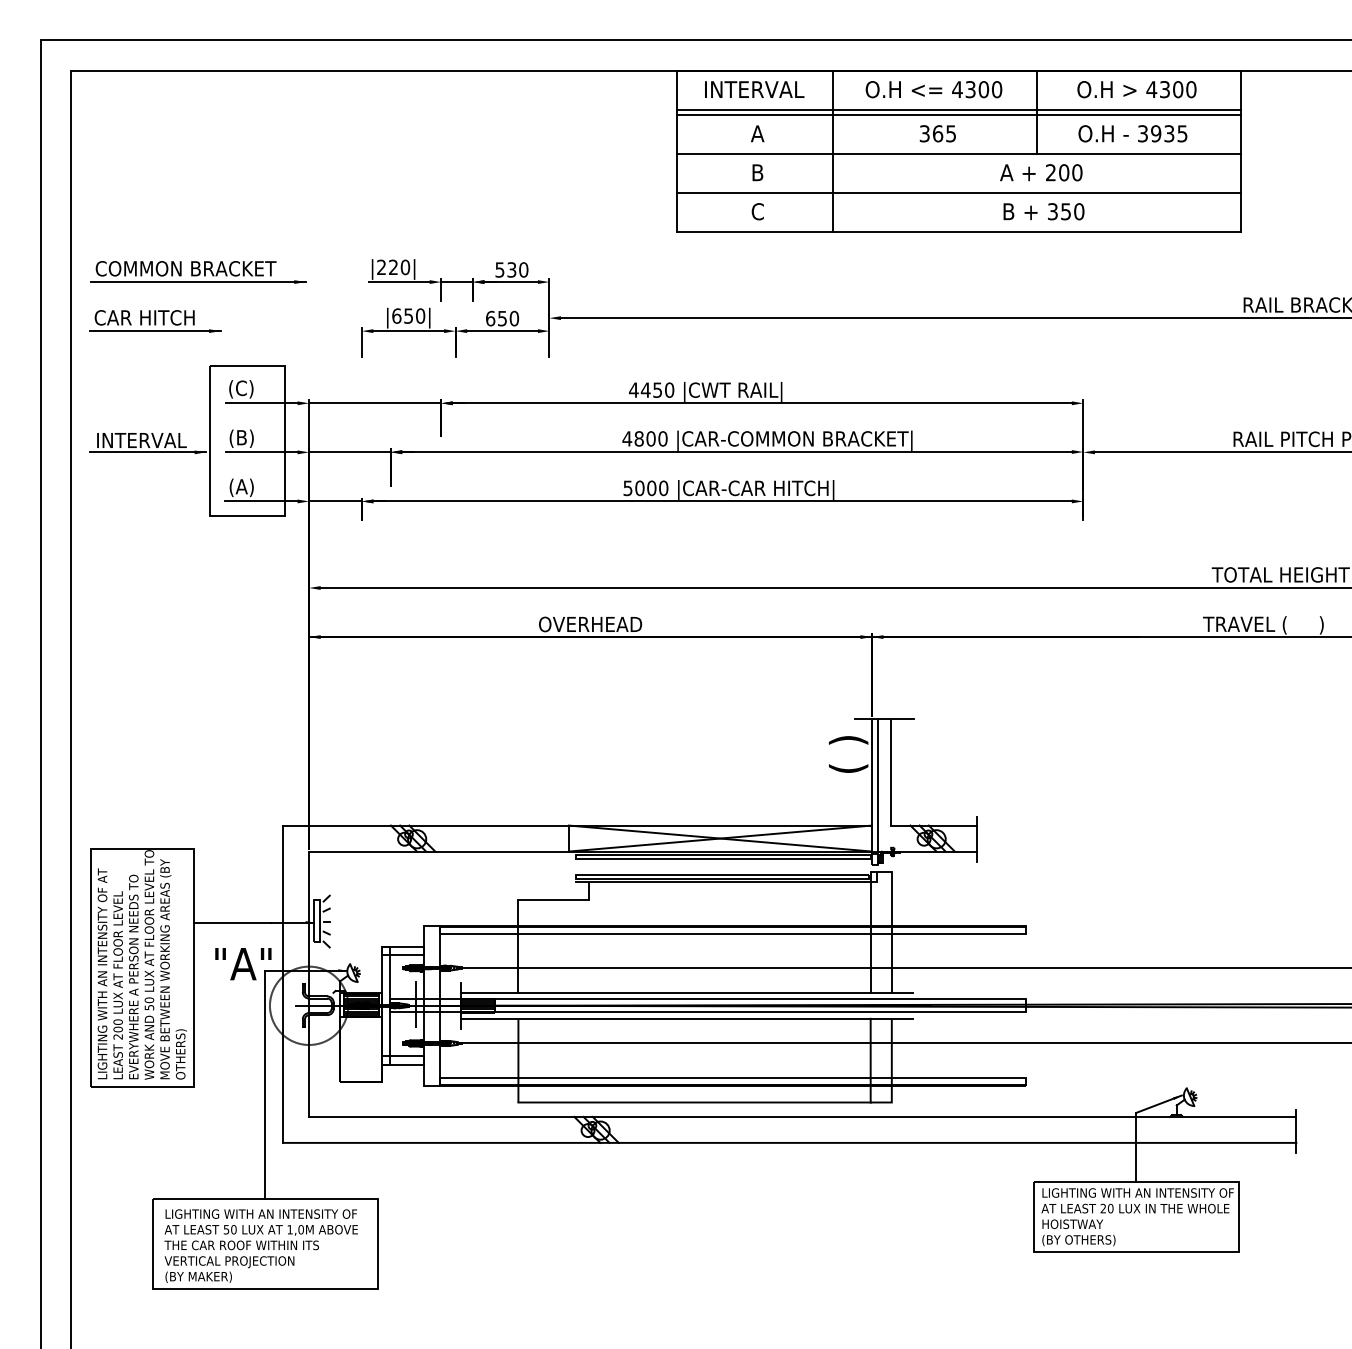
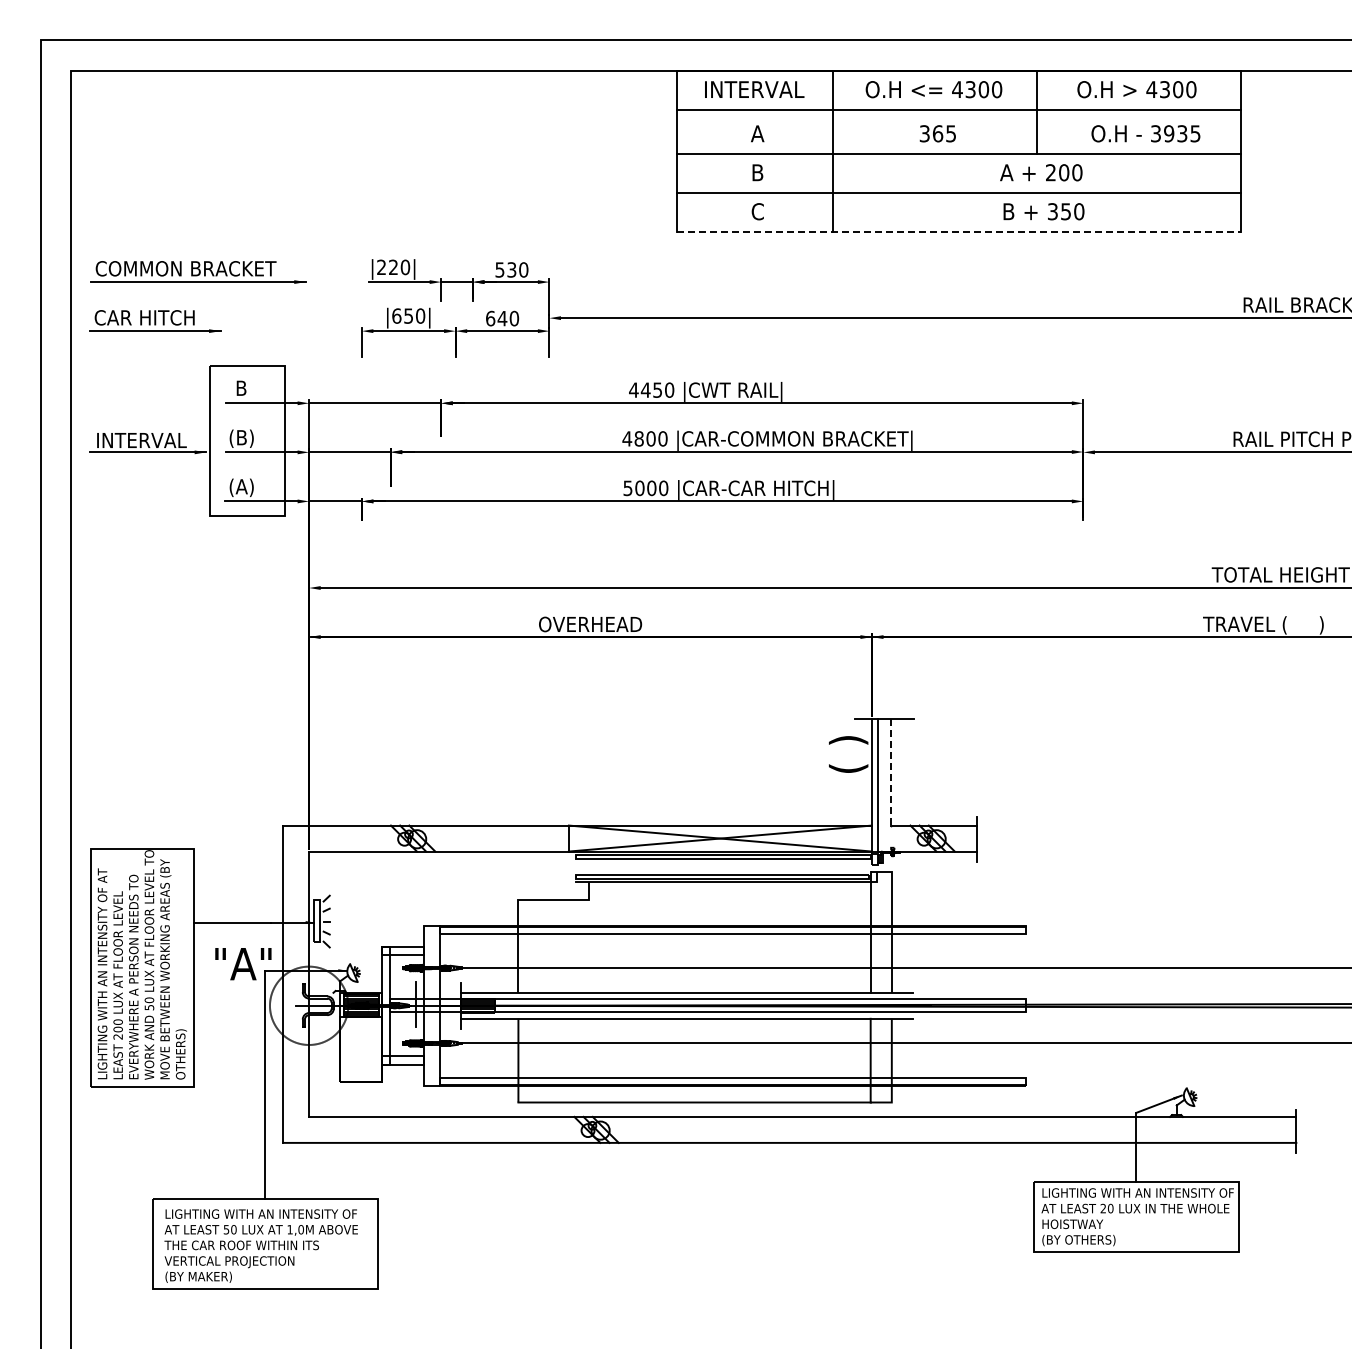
line: present -> none (958, 114)
text position: (1132, 133) -> (1145, 133) (1145, 133)
line: solid -> dashed (959, 231)
text: 650 -> 640 (502, 318)
text: (C) -> B (241, 389)
line: solid -> dashed (891, 772)
